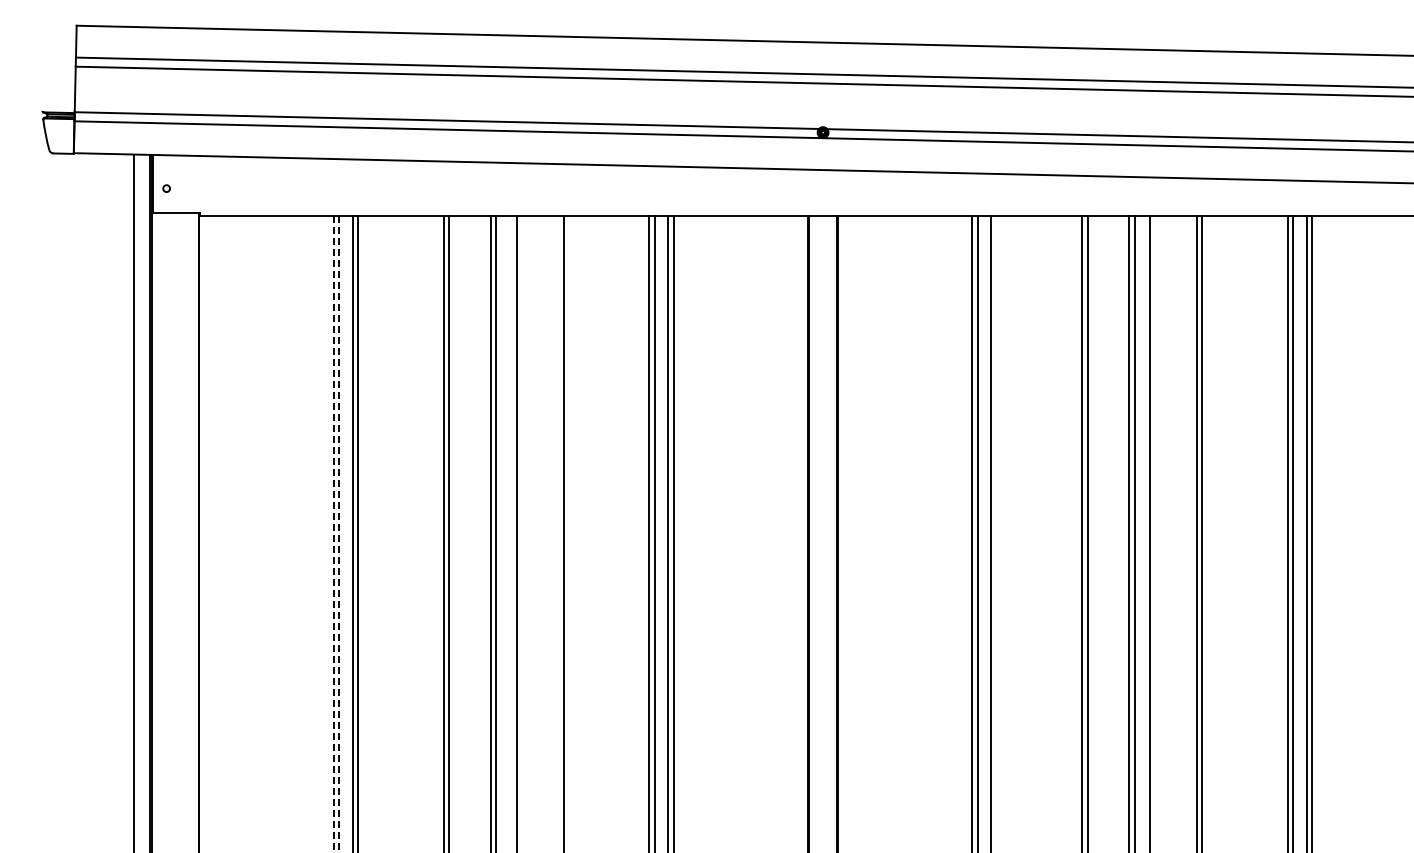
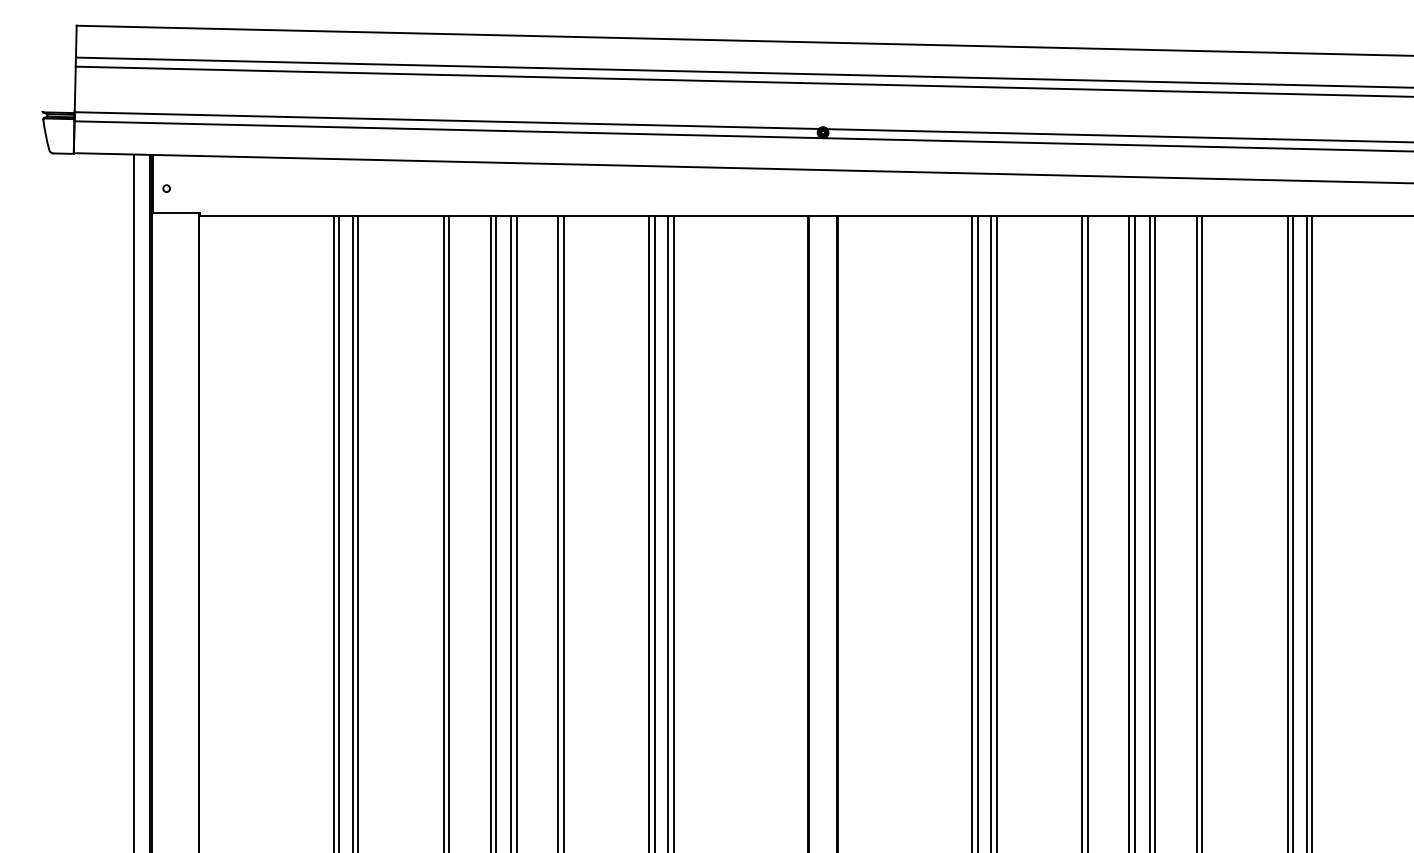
line: none -> present (511, 532)
line: none -> present (558, 532)
line: none -> present (996, 532)
line: none -> present (1155, 532)
line: dashed -> solid (333, 534)
line: dashed -> solid (339, 534)
